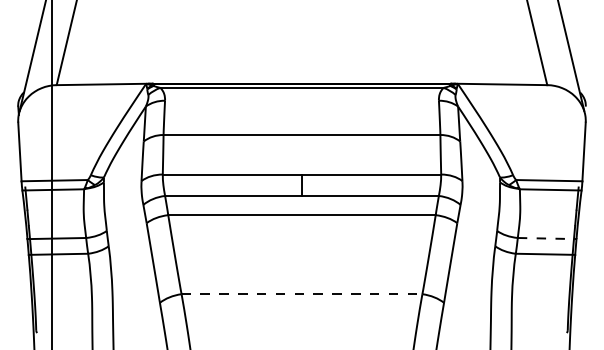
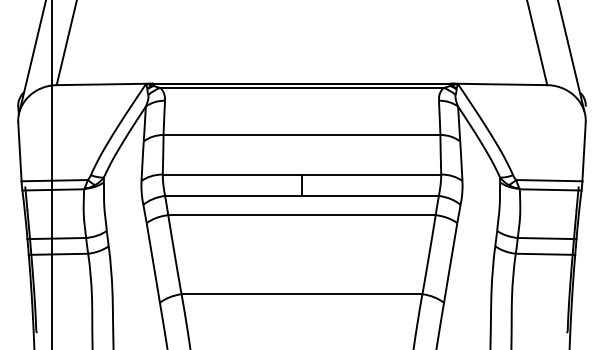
line: dashed -> solid (547, 238)
line: dashed -> solid (302, 294)
